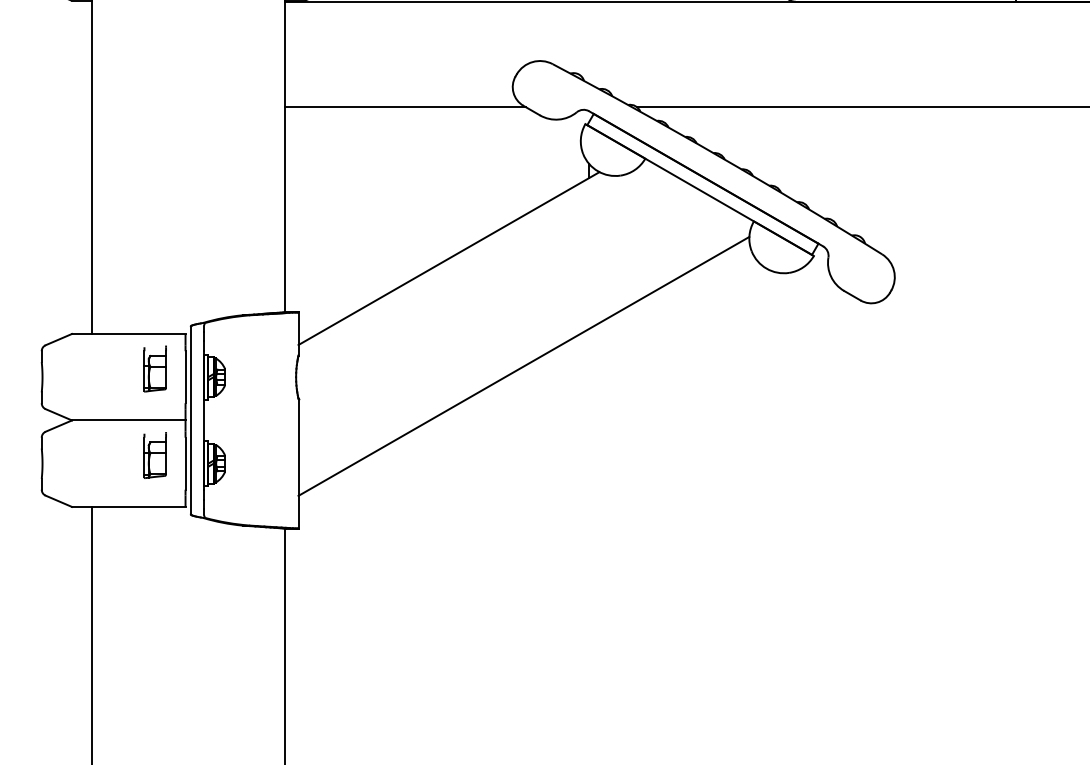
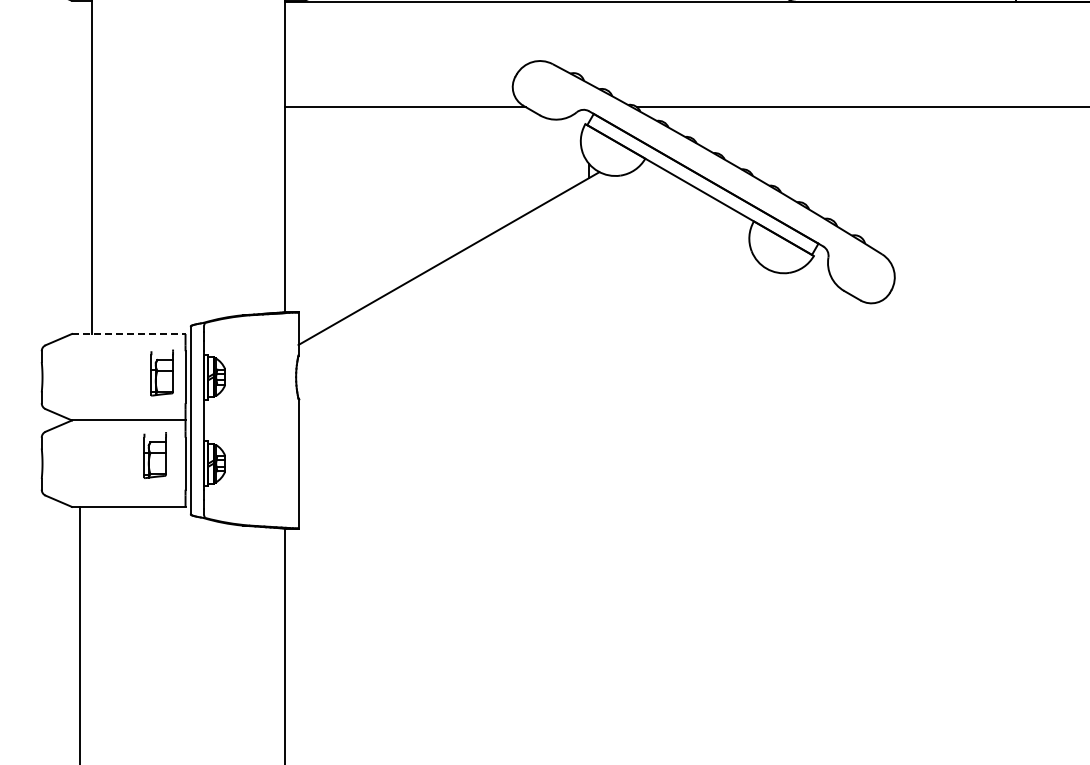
line: solid -> dashed (128, 333)
line: present -> none (523, 365)
part position: (154, 368) -> (161, 372) (161, 372)
line position: (91, 633) -> (79, 633) (79, 633)
